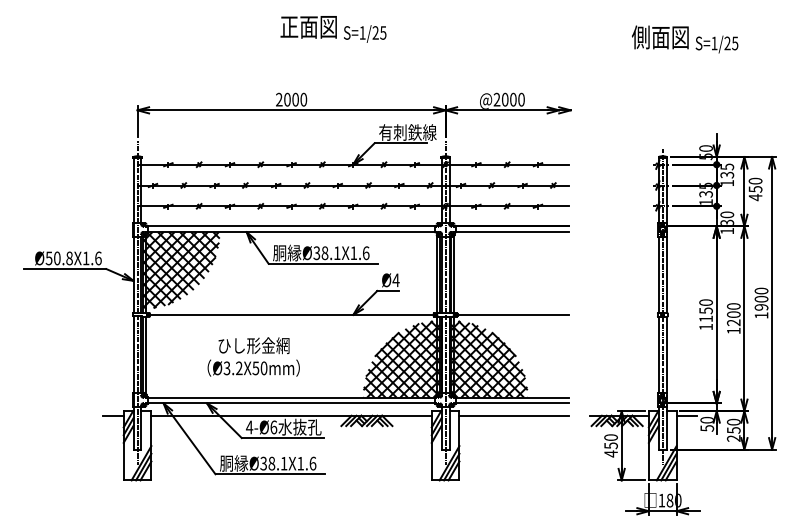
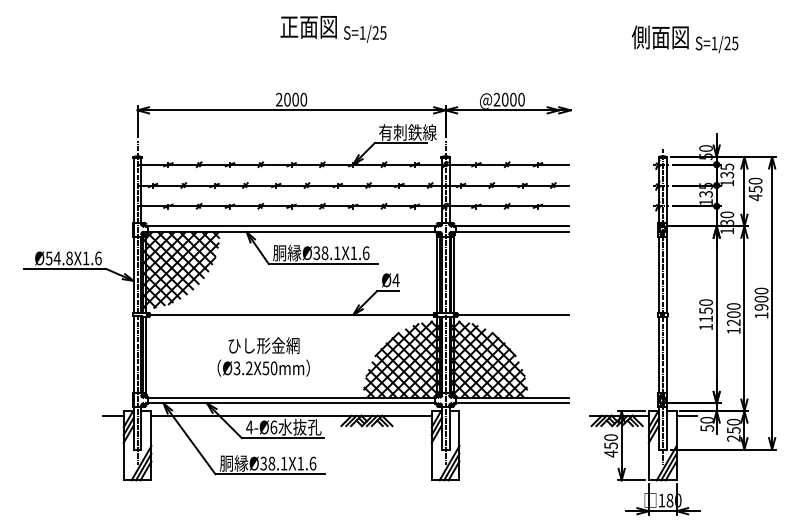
text: Ø50.8X1.6 -> Ø54.8X1.6 (56, 258)
text position: (253, 356) -> (263, 356) (263, 356)
line: present -> none (513, 415)
